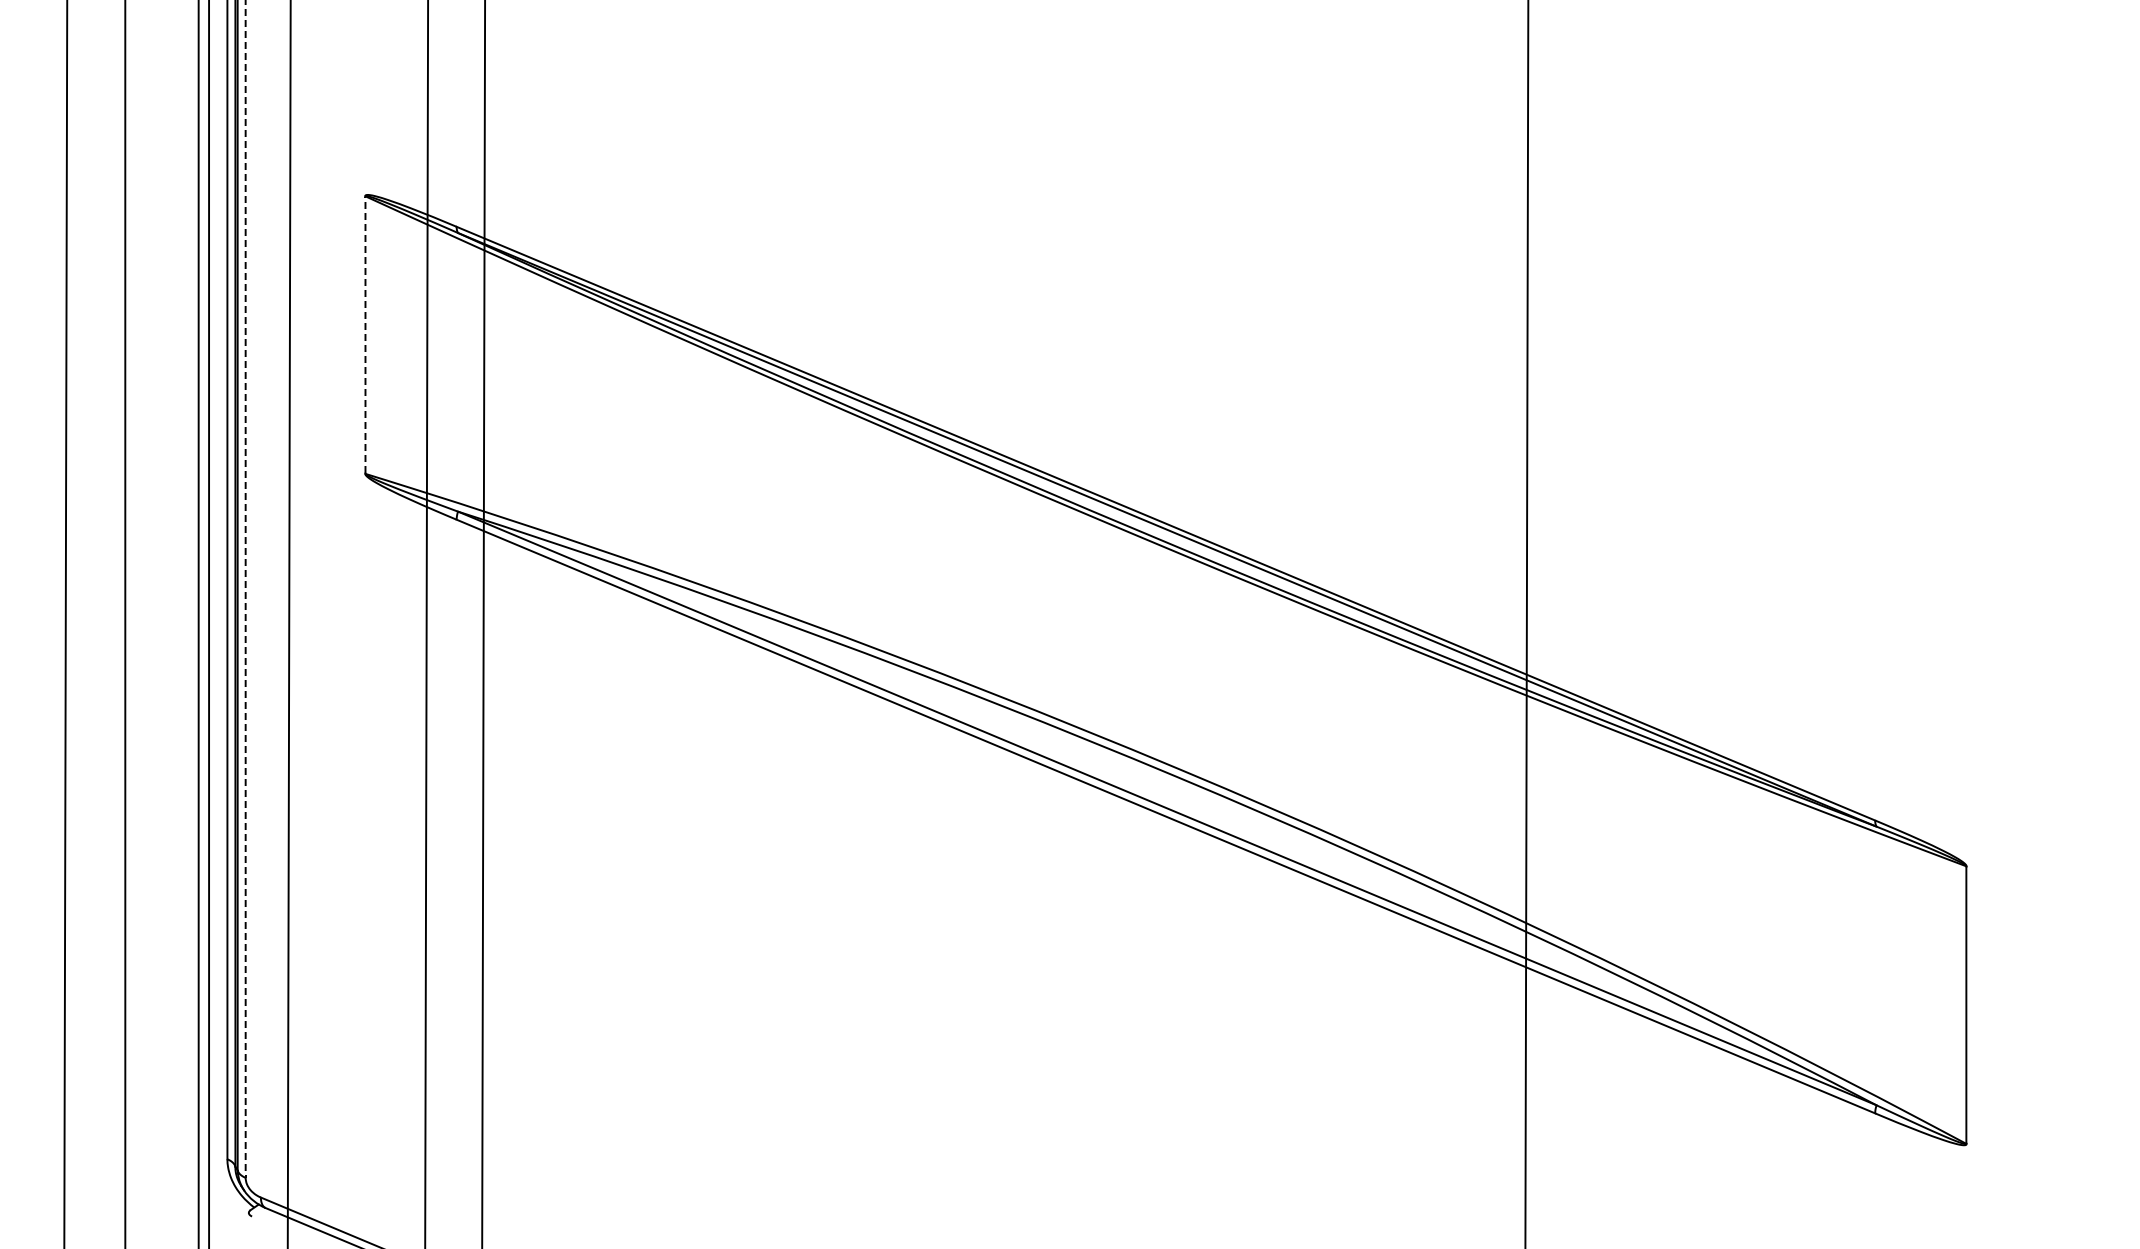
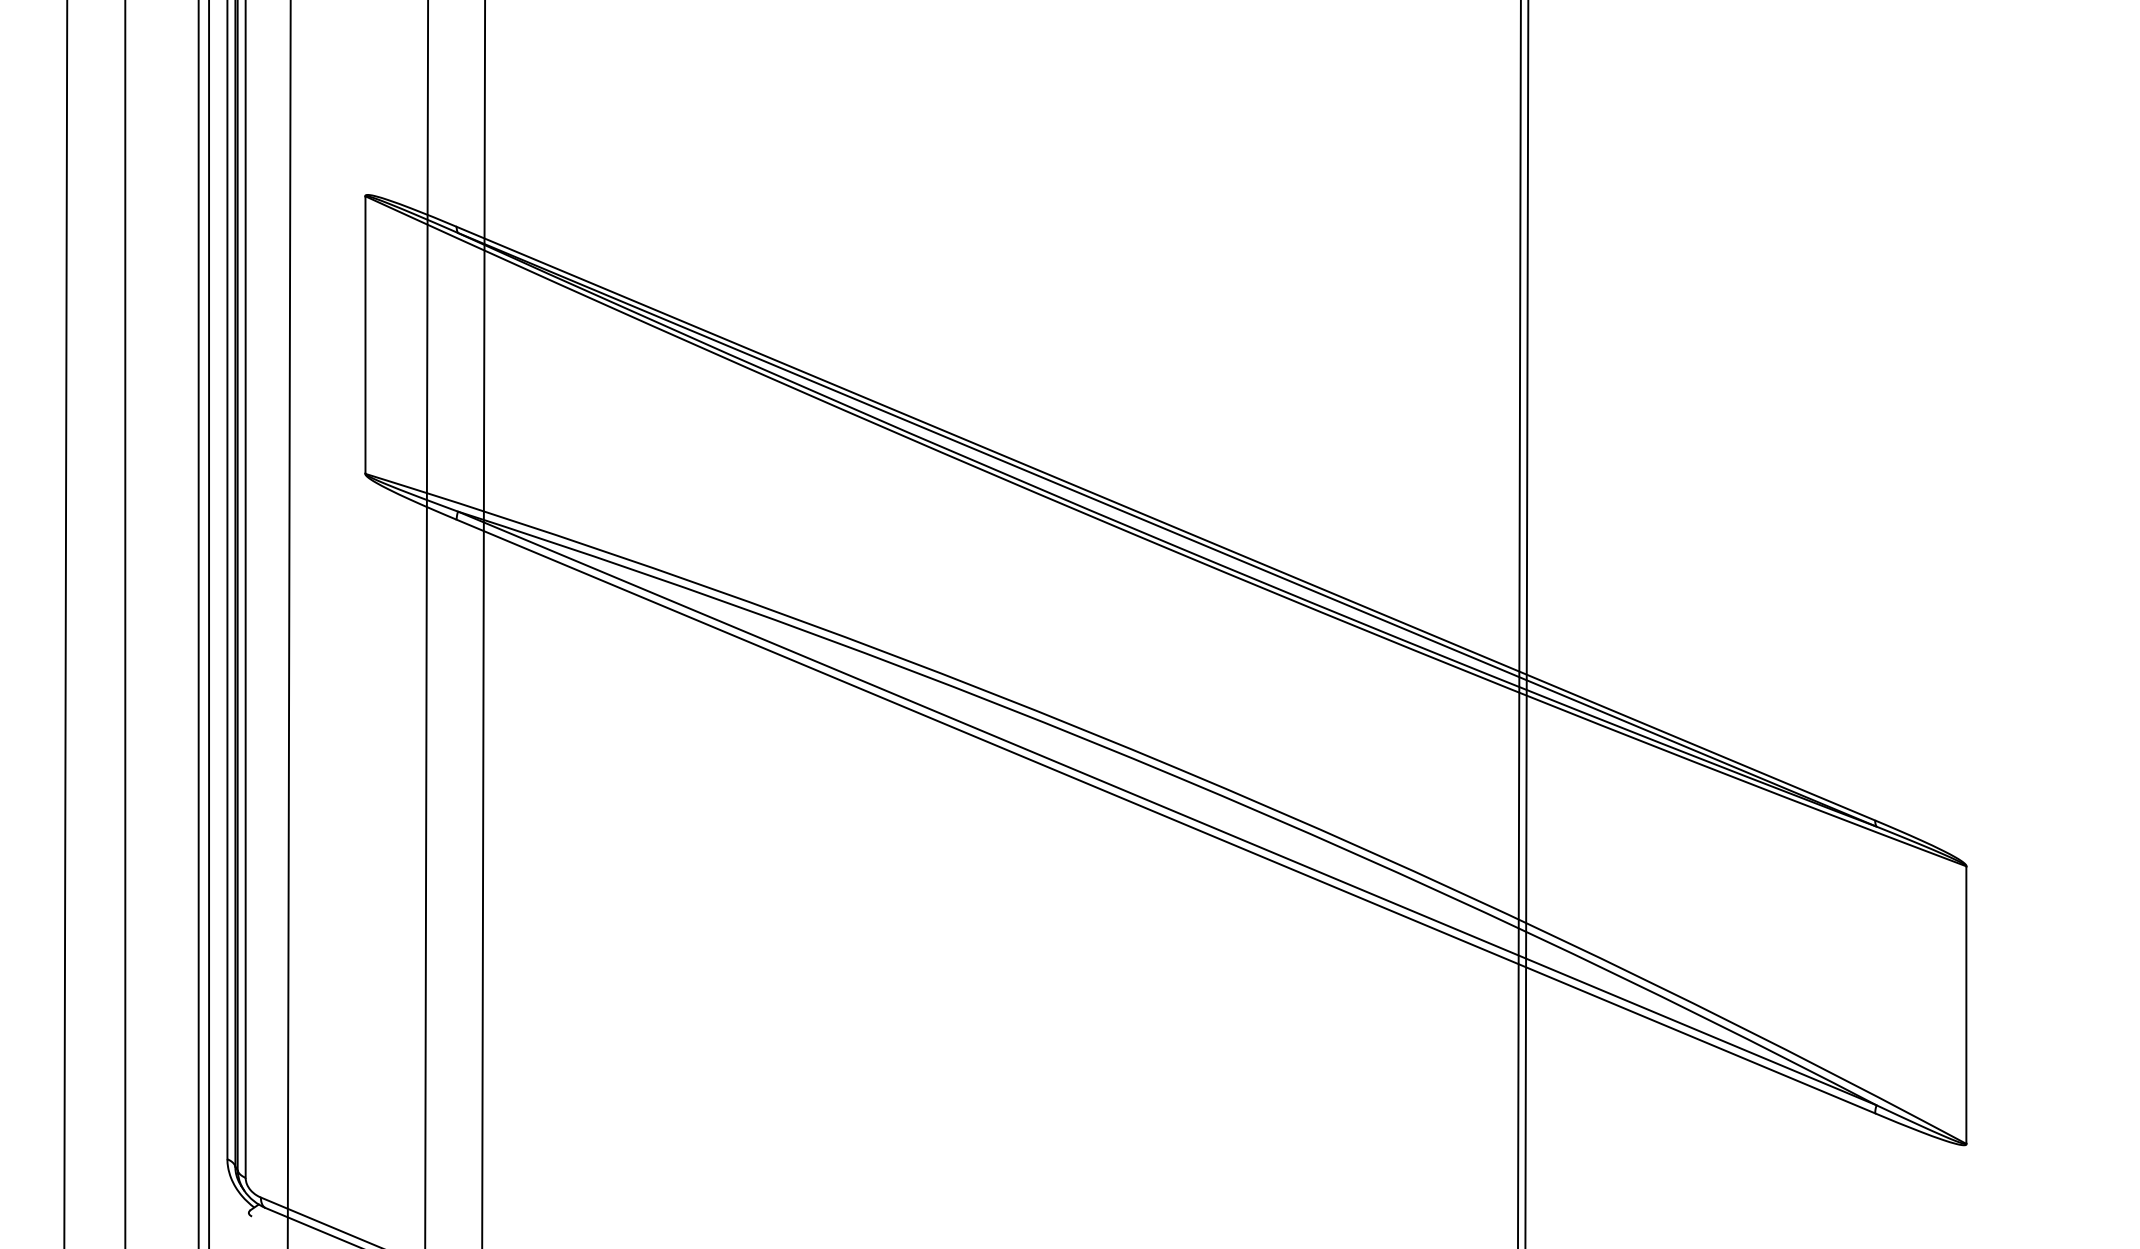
line: dashed -> solid (365, 335)
line: dashed -> solid (245, 589)
line: none -> present (1519, 623)
